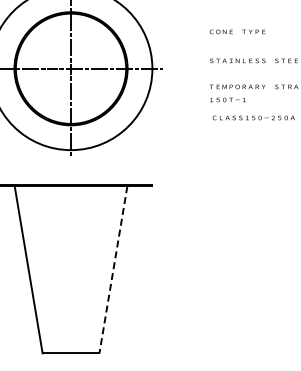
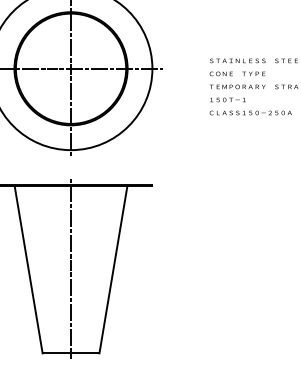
text position: (237, 31) -> (237, 73) (237, 73)
text position: (253, 117) -> (250, 112) (250, 112)
line: none -> present (71, 268)
line: dashed -> solid (113, 269)
